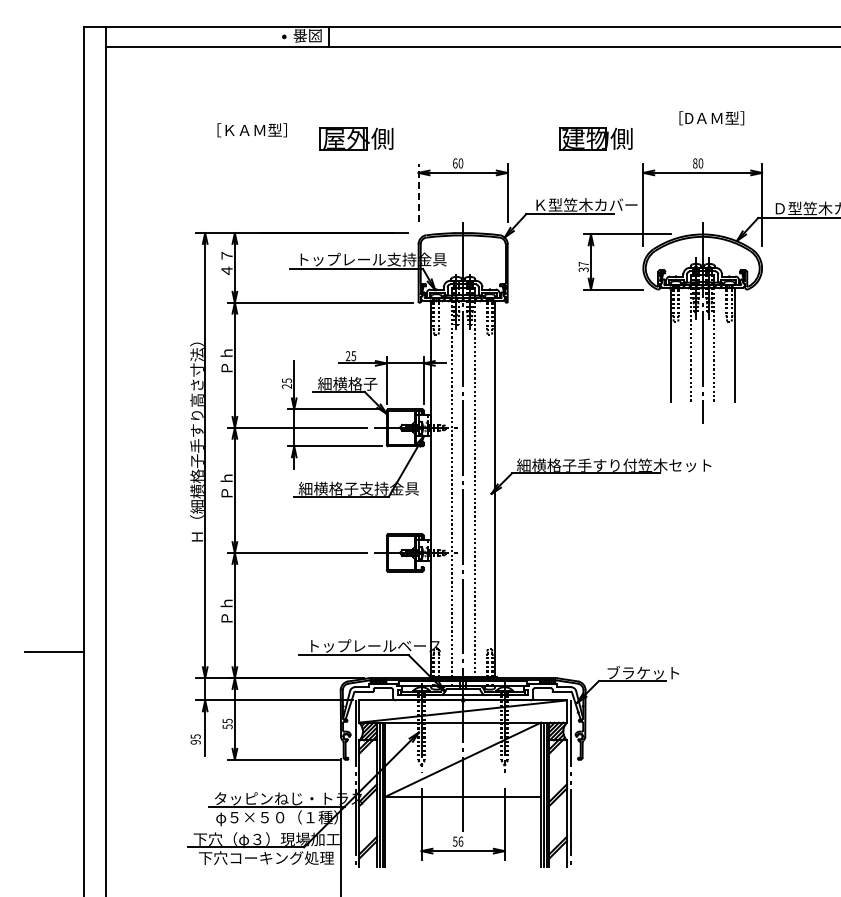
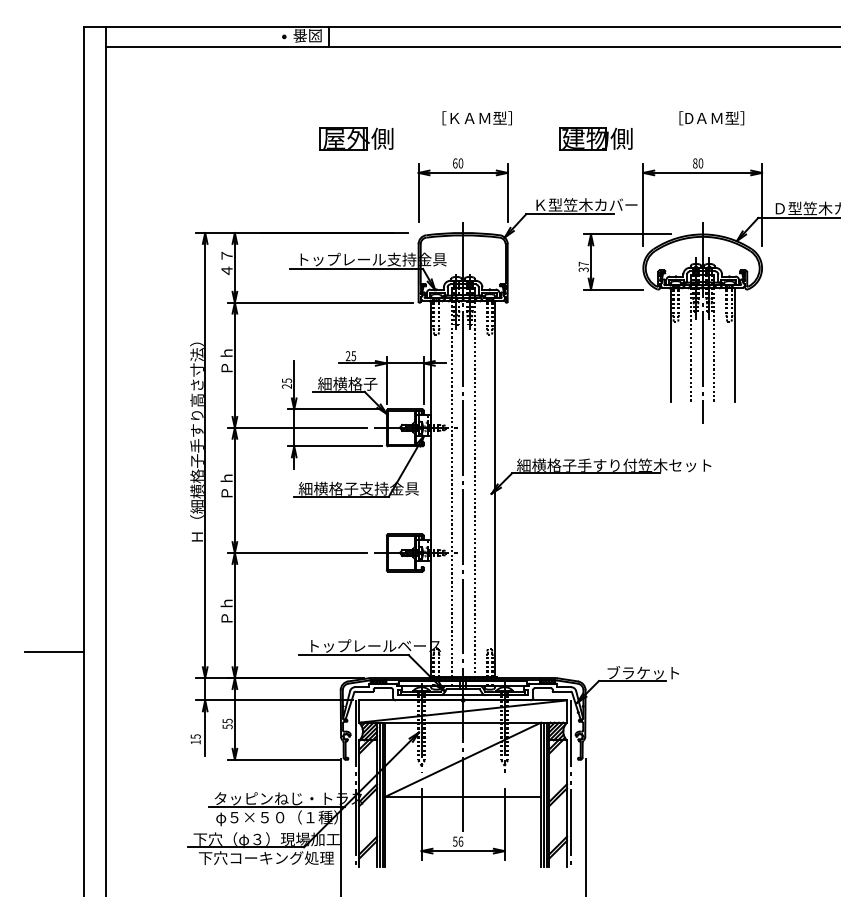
text position: (251, 130) -> (476, 118) (476, 118)
line: dashed -> solid (418, 192)
text: 95 -> 15 (195, 742)
line: none -> present (585, 825)
